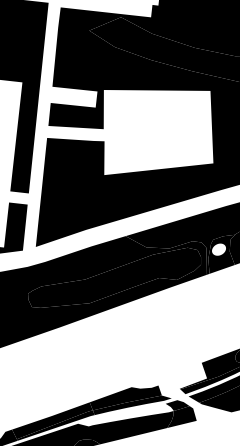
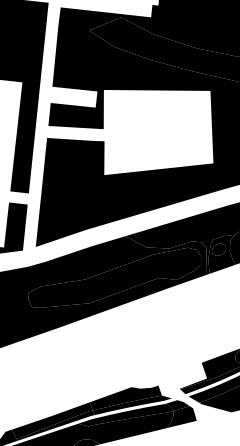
fill: none -> present (219, 249)
fill: none -> present (125, 414)
